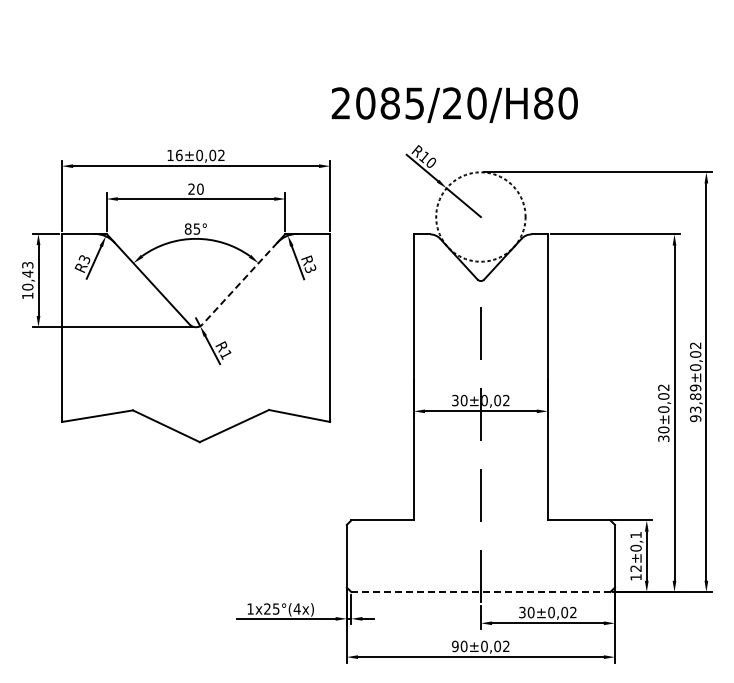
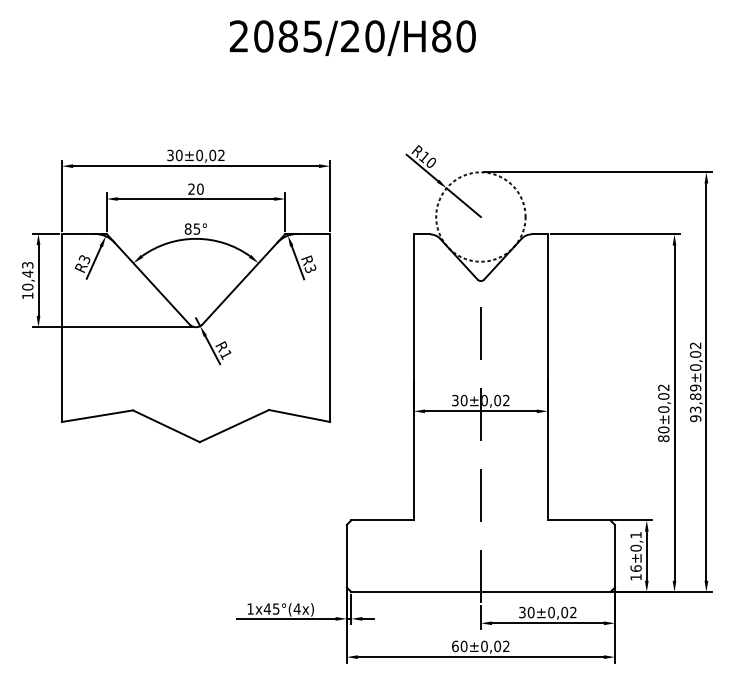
text position: (454, 104) -> (352, 37) (352, 37)
text: 16±0,02 -> 30±0,02 (174, 155)
line: dashed -> solid (239, 283)
text: 30±0,02 -> 80±0,02 (663, 438)
text: 12±0,1 -> 16±0,1 (635, 568)
line: dashed -> solid (480, 592)
text: 1x25°(4x) -> 1x45°(4x) (267, 608)
text: 90±0,02 -> 60±0,02 (455, 646)
